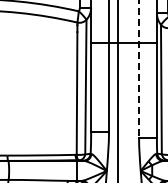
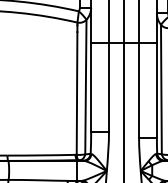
line: dashed -> solid (139, 68)
line position: (118, 90) -> (124, 90) (124, 90)
